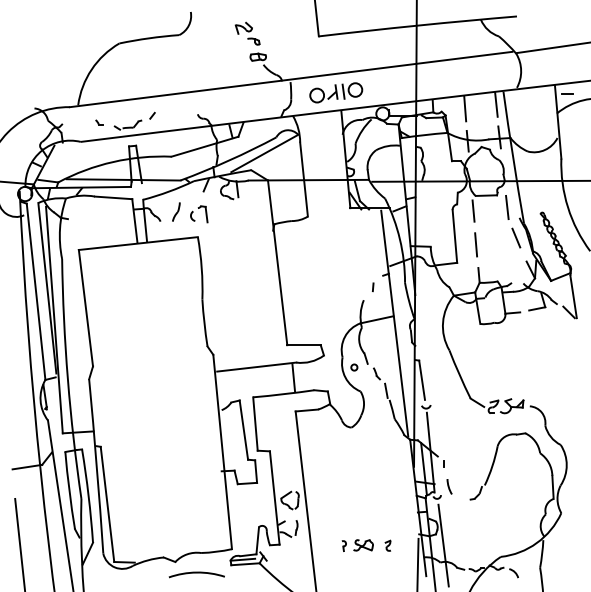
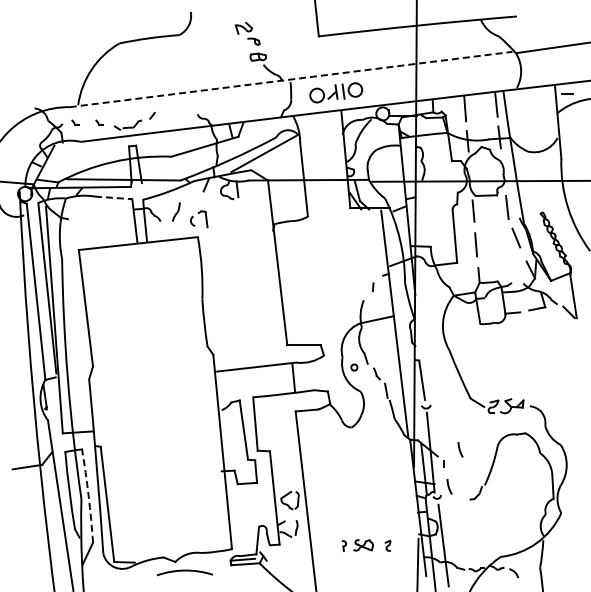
line: solid -> dashed (291, 79)
part: none -> present (75, 122)
line: solid -> dashed (113, 197)
part position: (199, 214) -> (199, 219) (199, 219)
line: none -> present (460, 449)
arc: solid -> dashed (88, 495)
line: present -> none (19, 543)
arc position: (196, 573) -> (184, 571) (184, 571)
